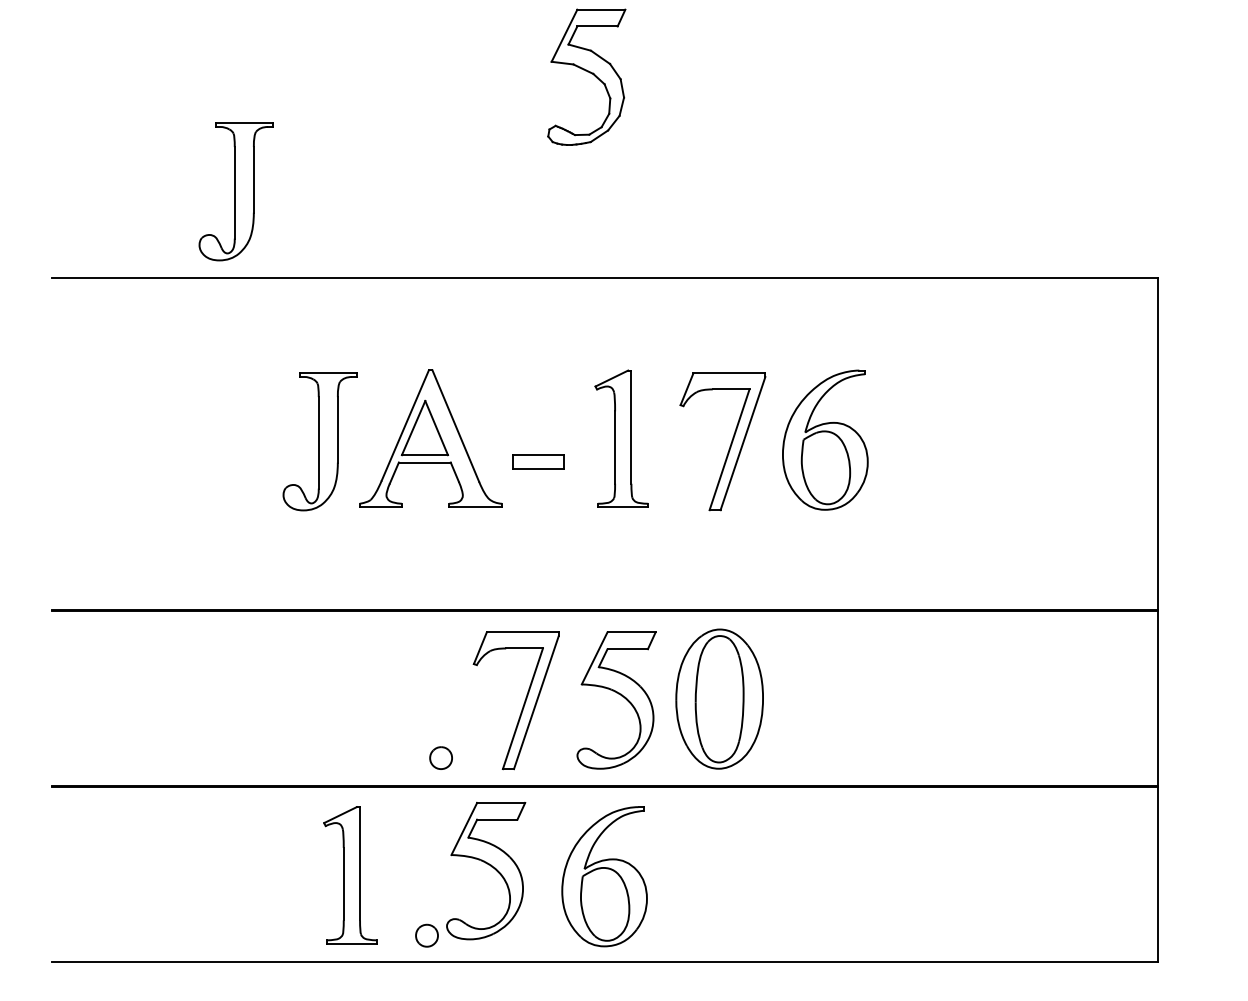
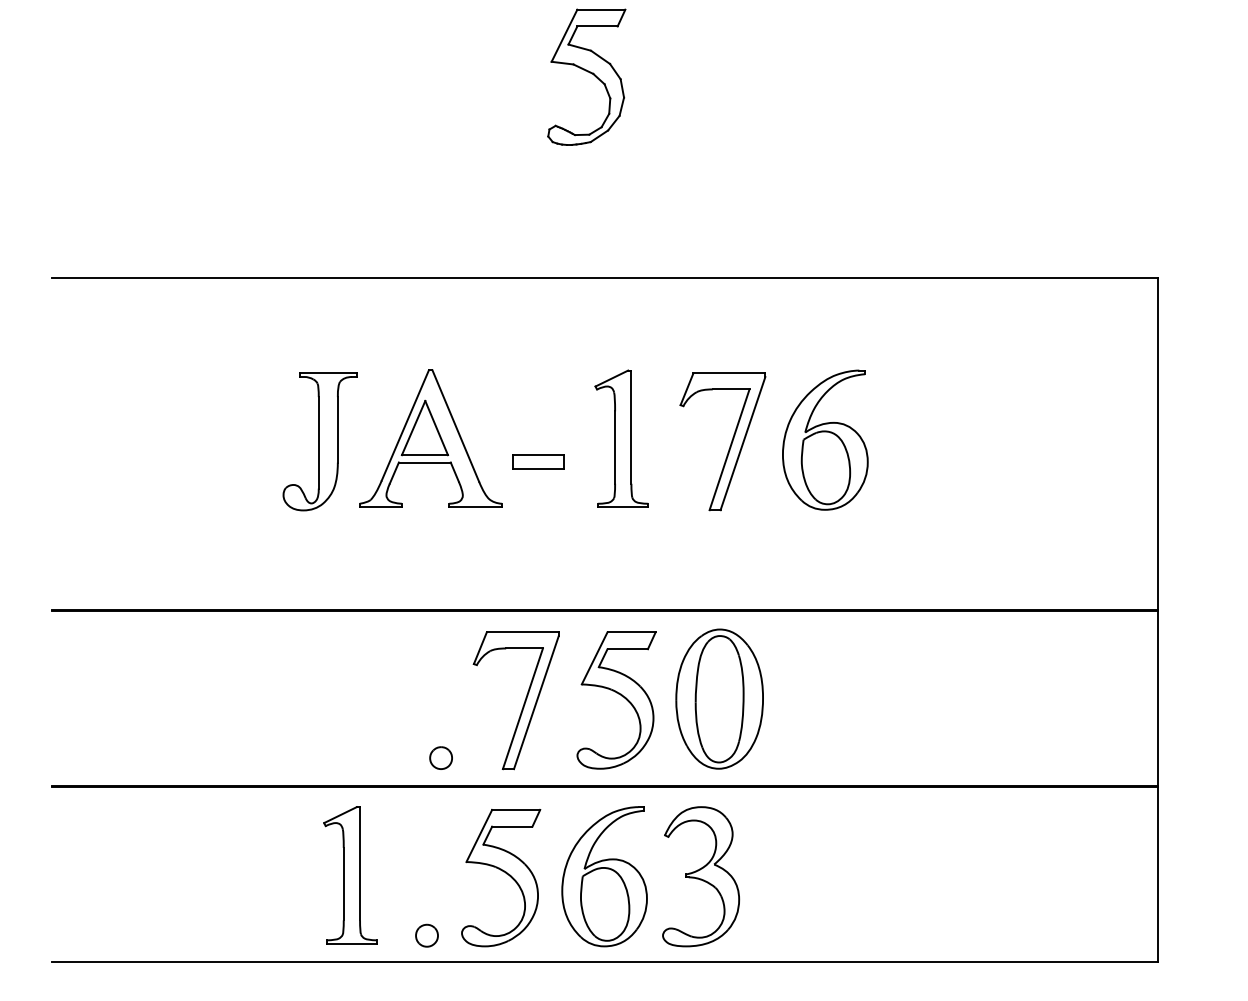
part: present -> none (235, 191)
part position: (488, 865) -> (503, 872) (503, 872)
part: none -> present (701, 876)
